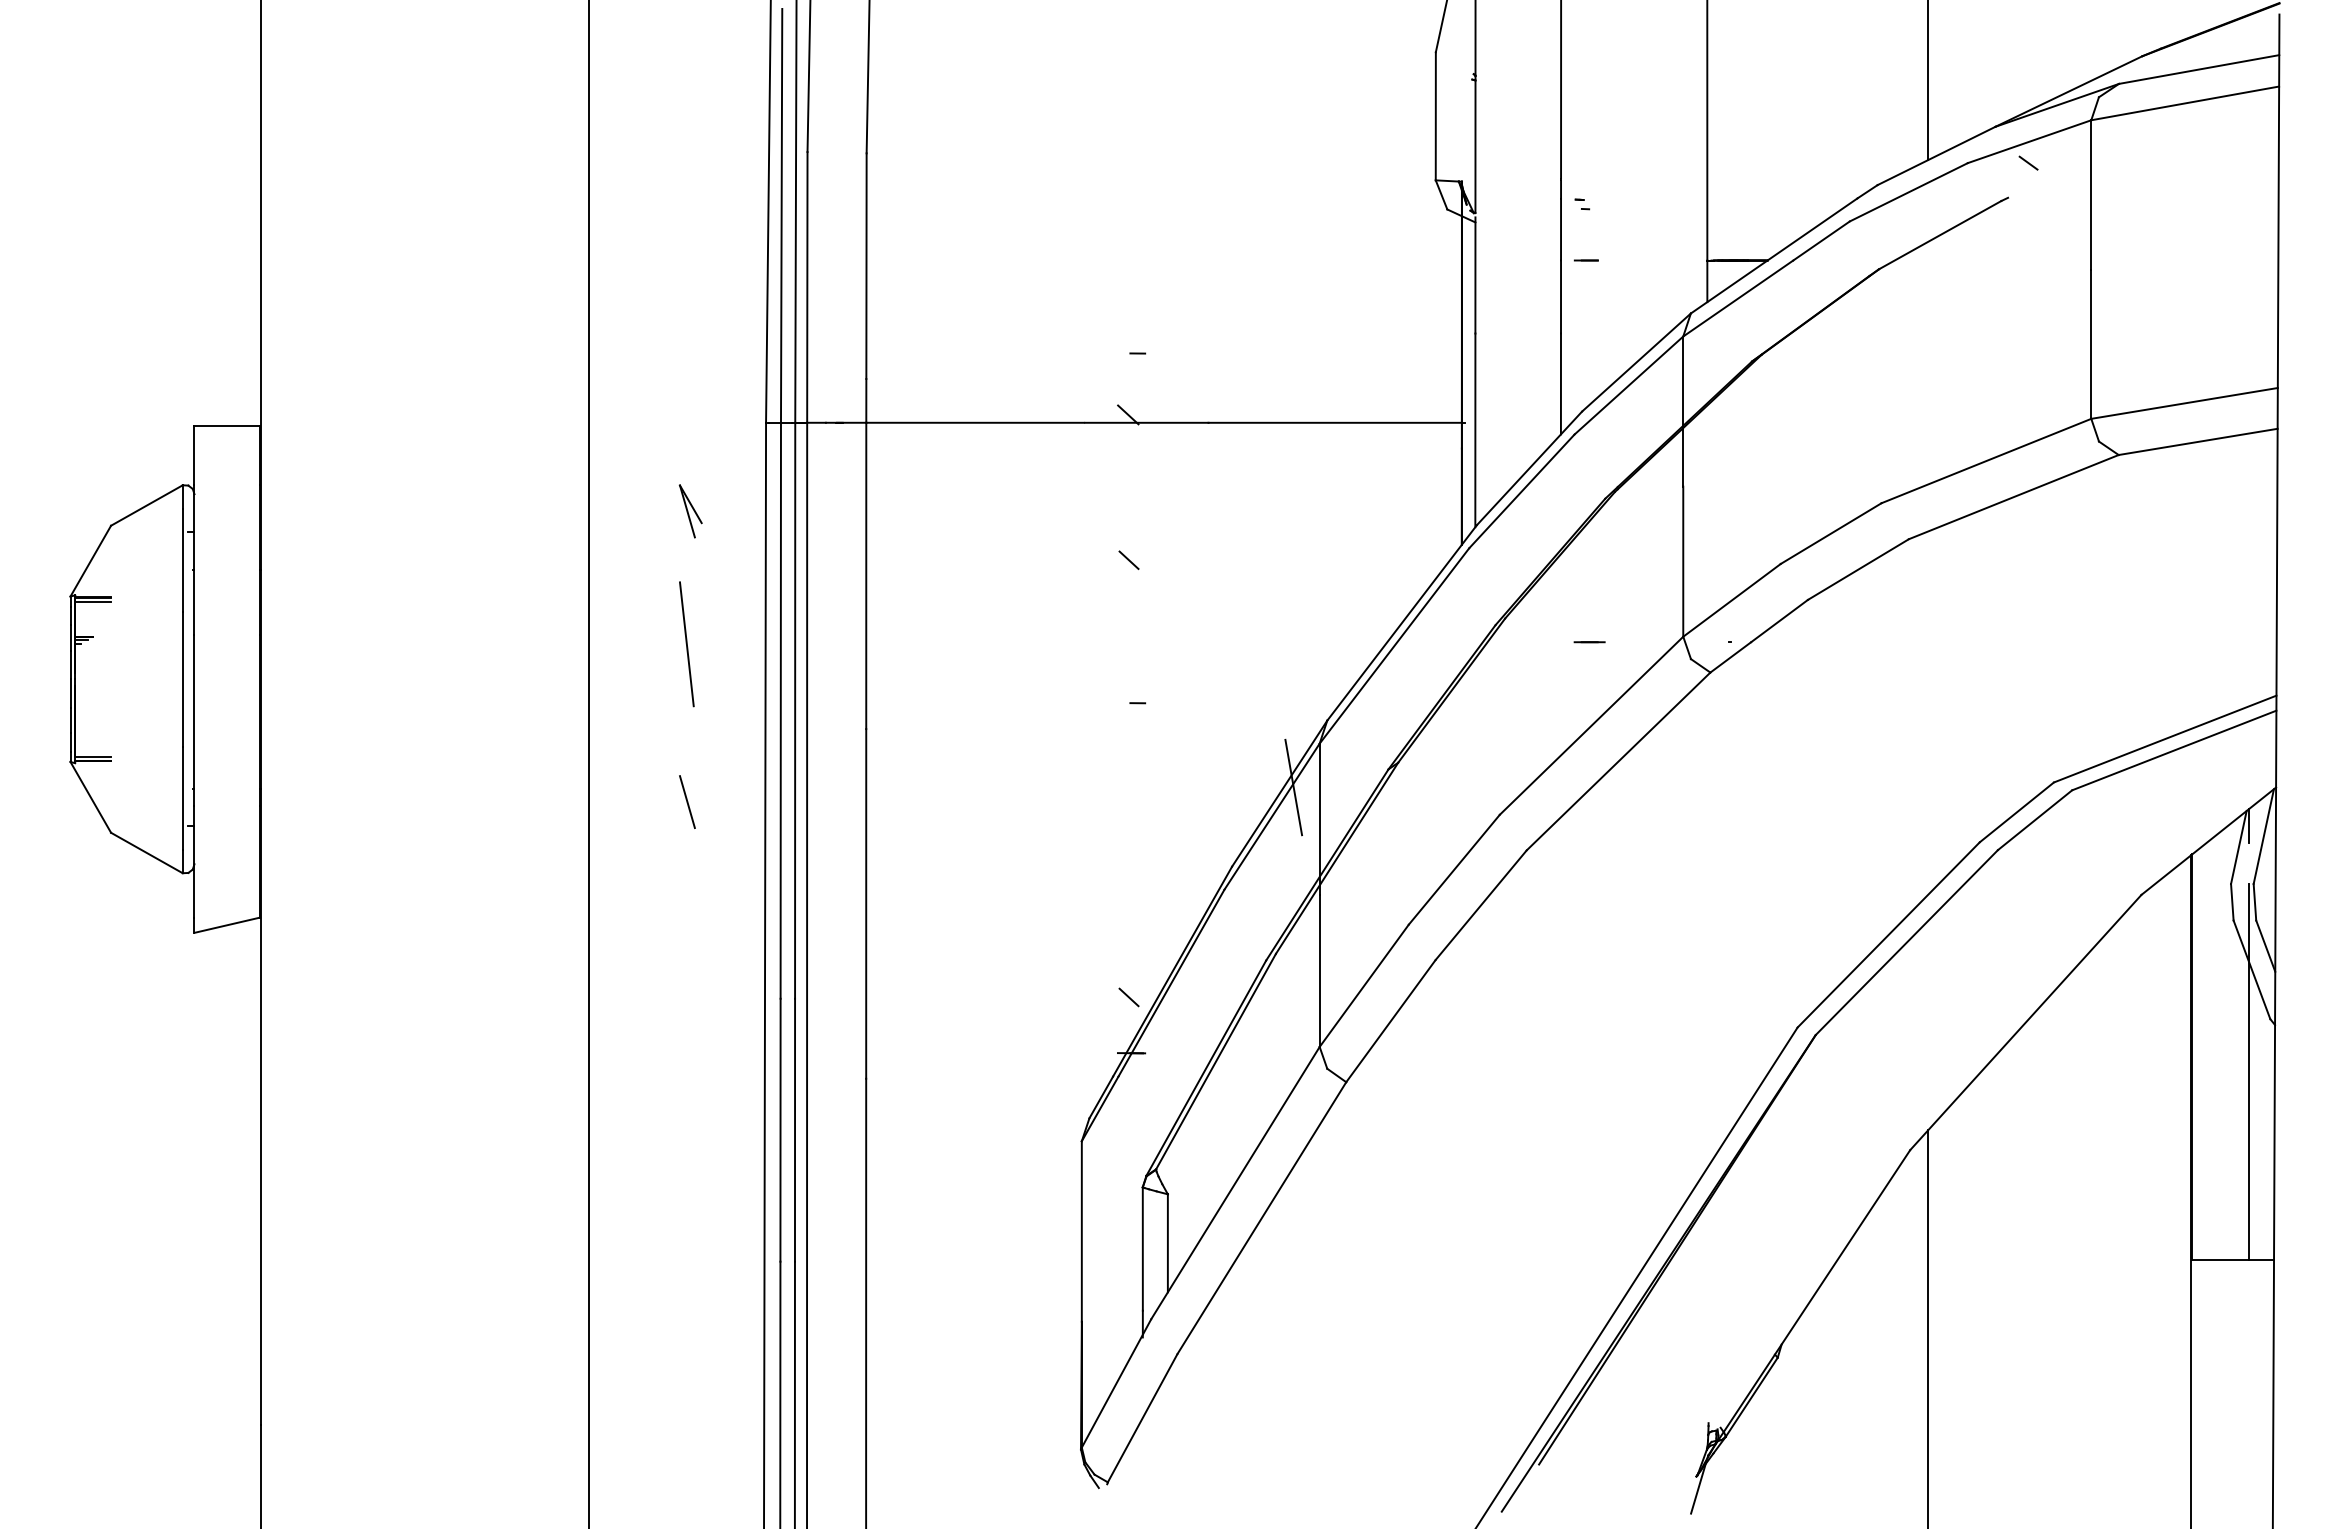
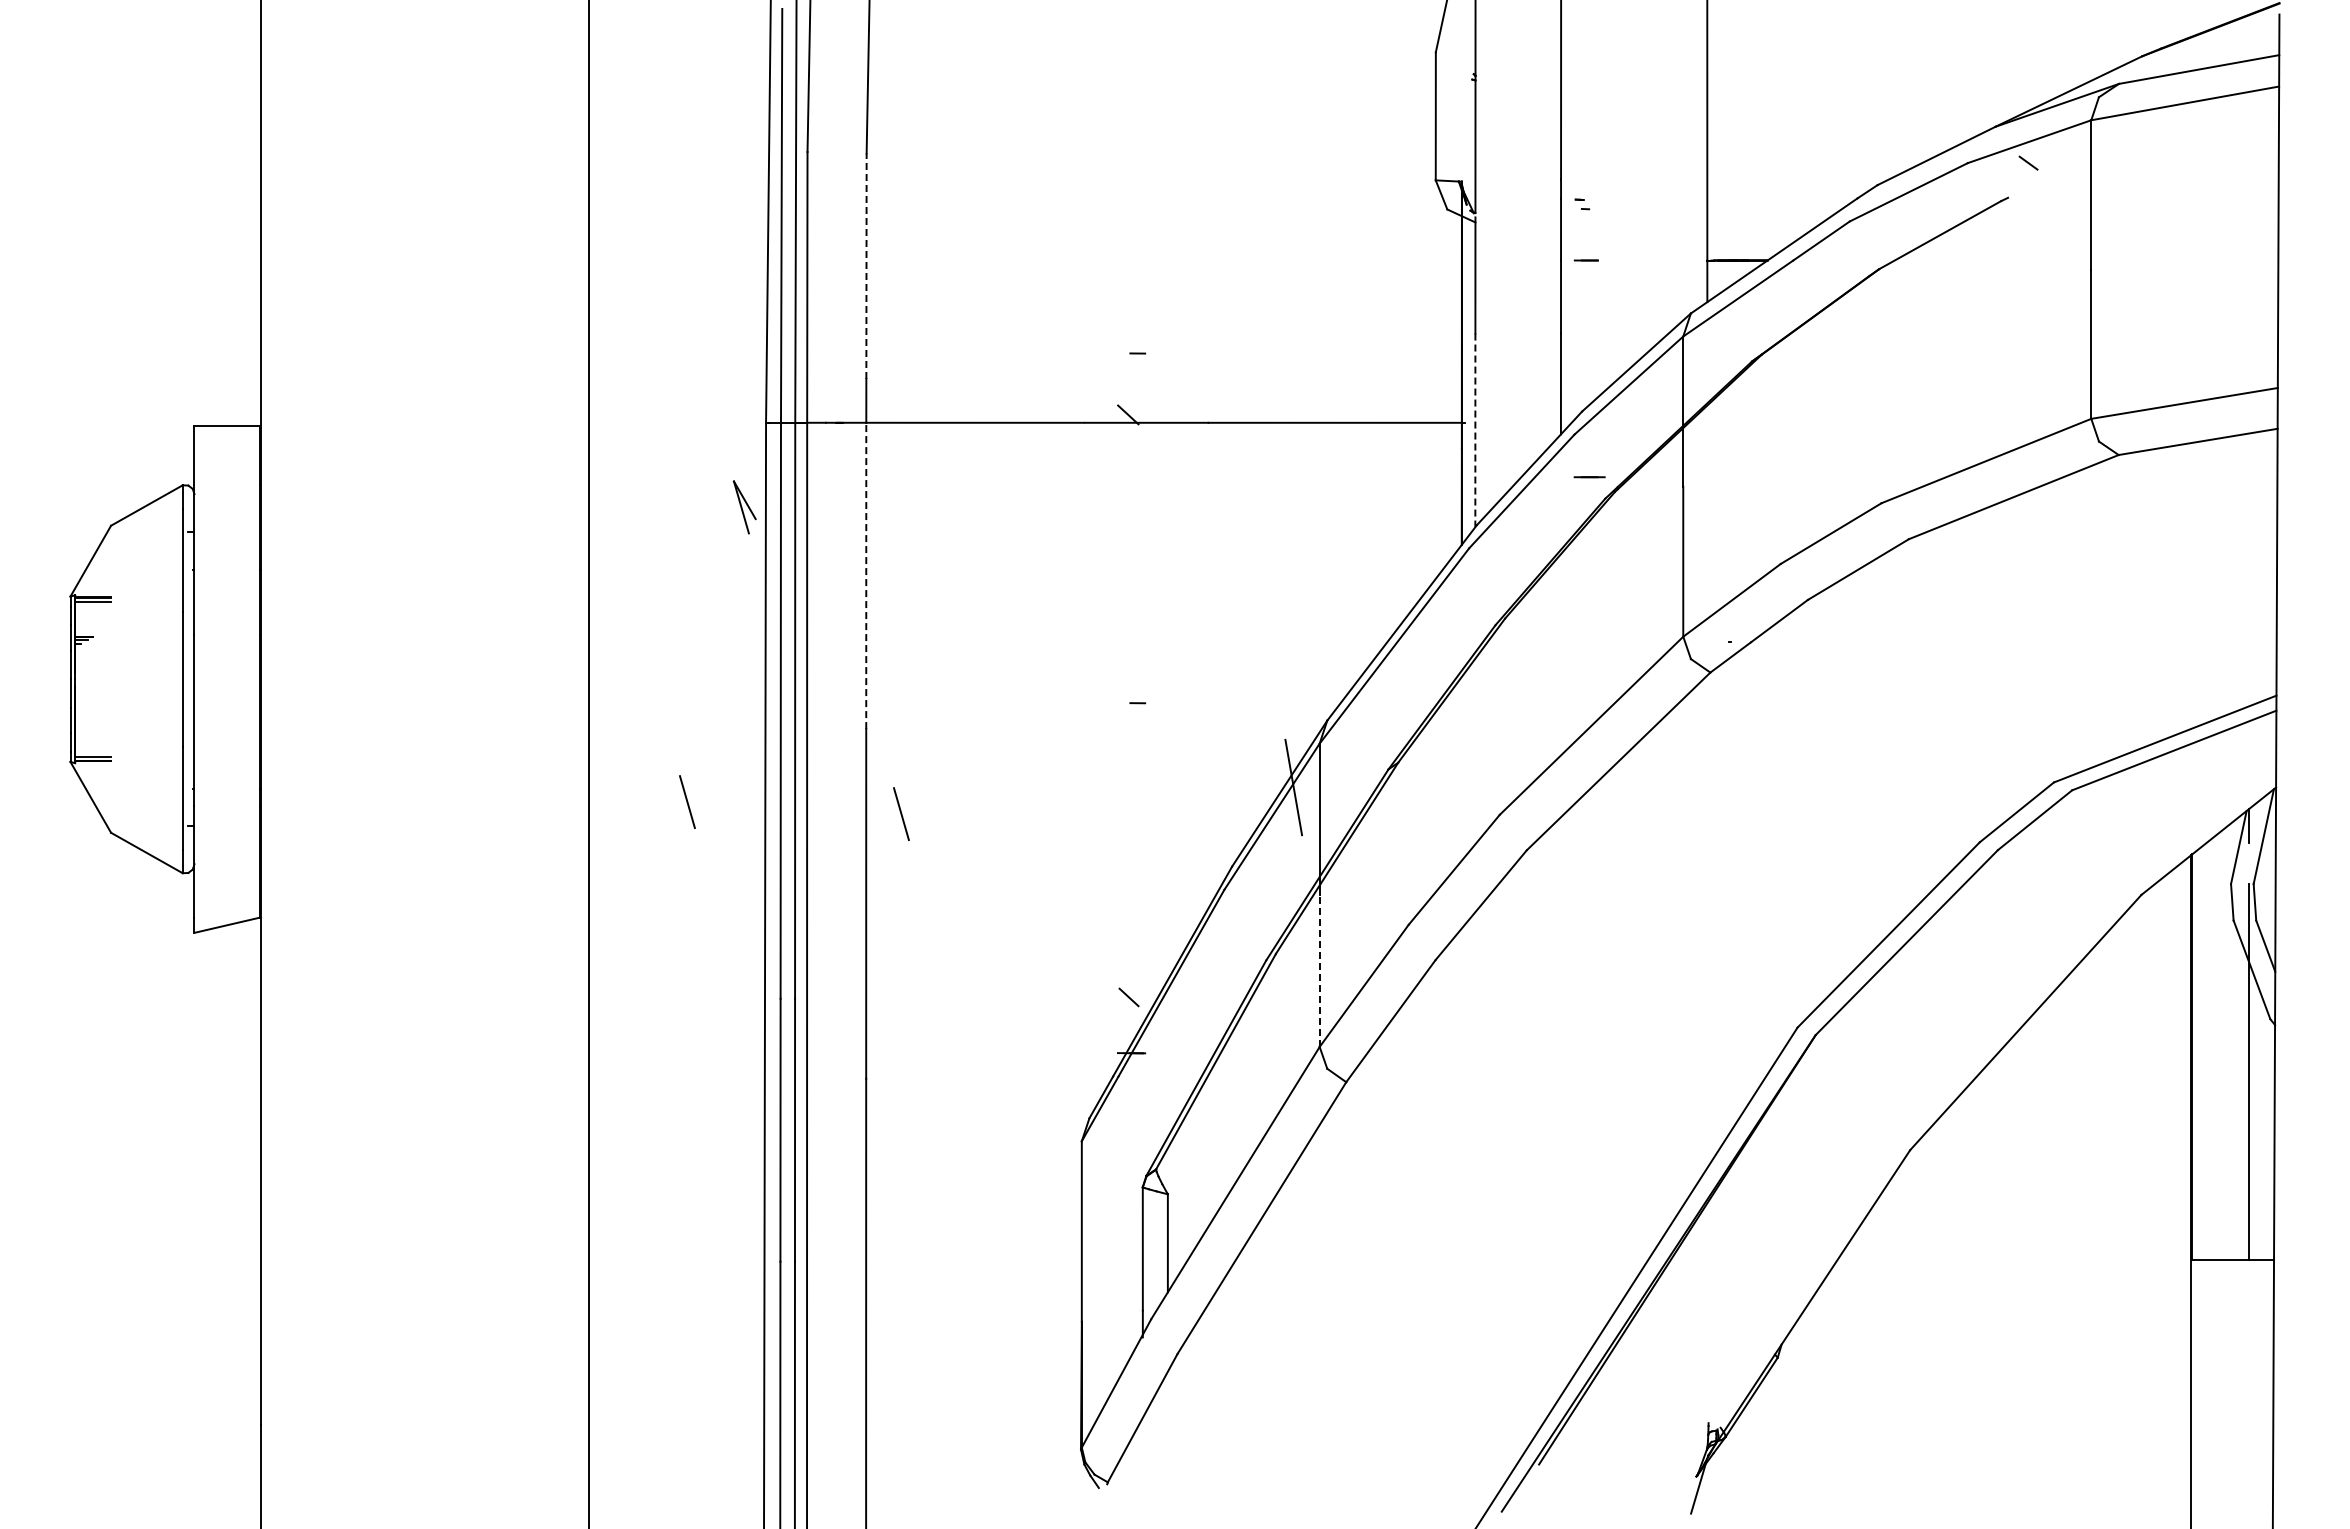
line: present -> none (1928, 81)
line: solid -> dashed (866, 266)
line: solid -> dashed (1475, 430)
part position: (690, 511) -> (744, 507) (744, 507)
line: present -> none (1128, 559)
line: solid -> dashed (866, 575)
line position: (1589, 642) -> (1589, 477) (1589, 477)
line: present -> none (686, 644)
line: none -> present (901, 813)
line: solid -> dashed (1319, 971)
line: present -> none (1928, 1327)
